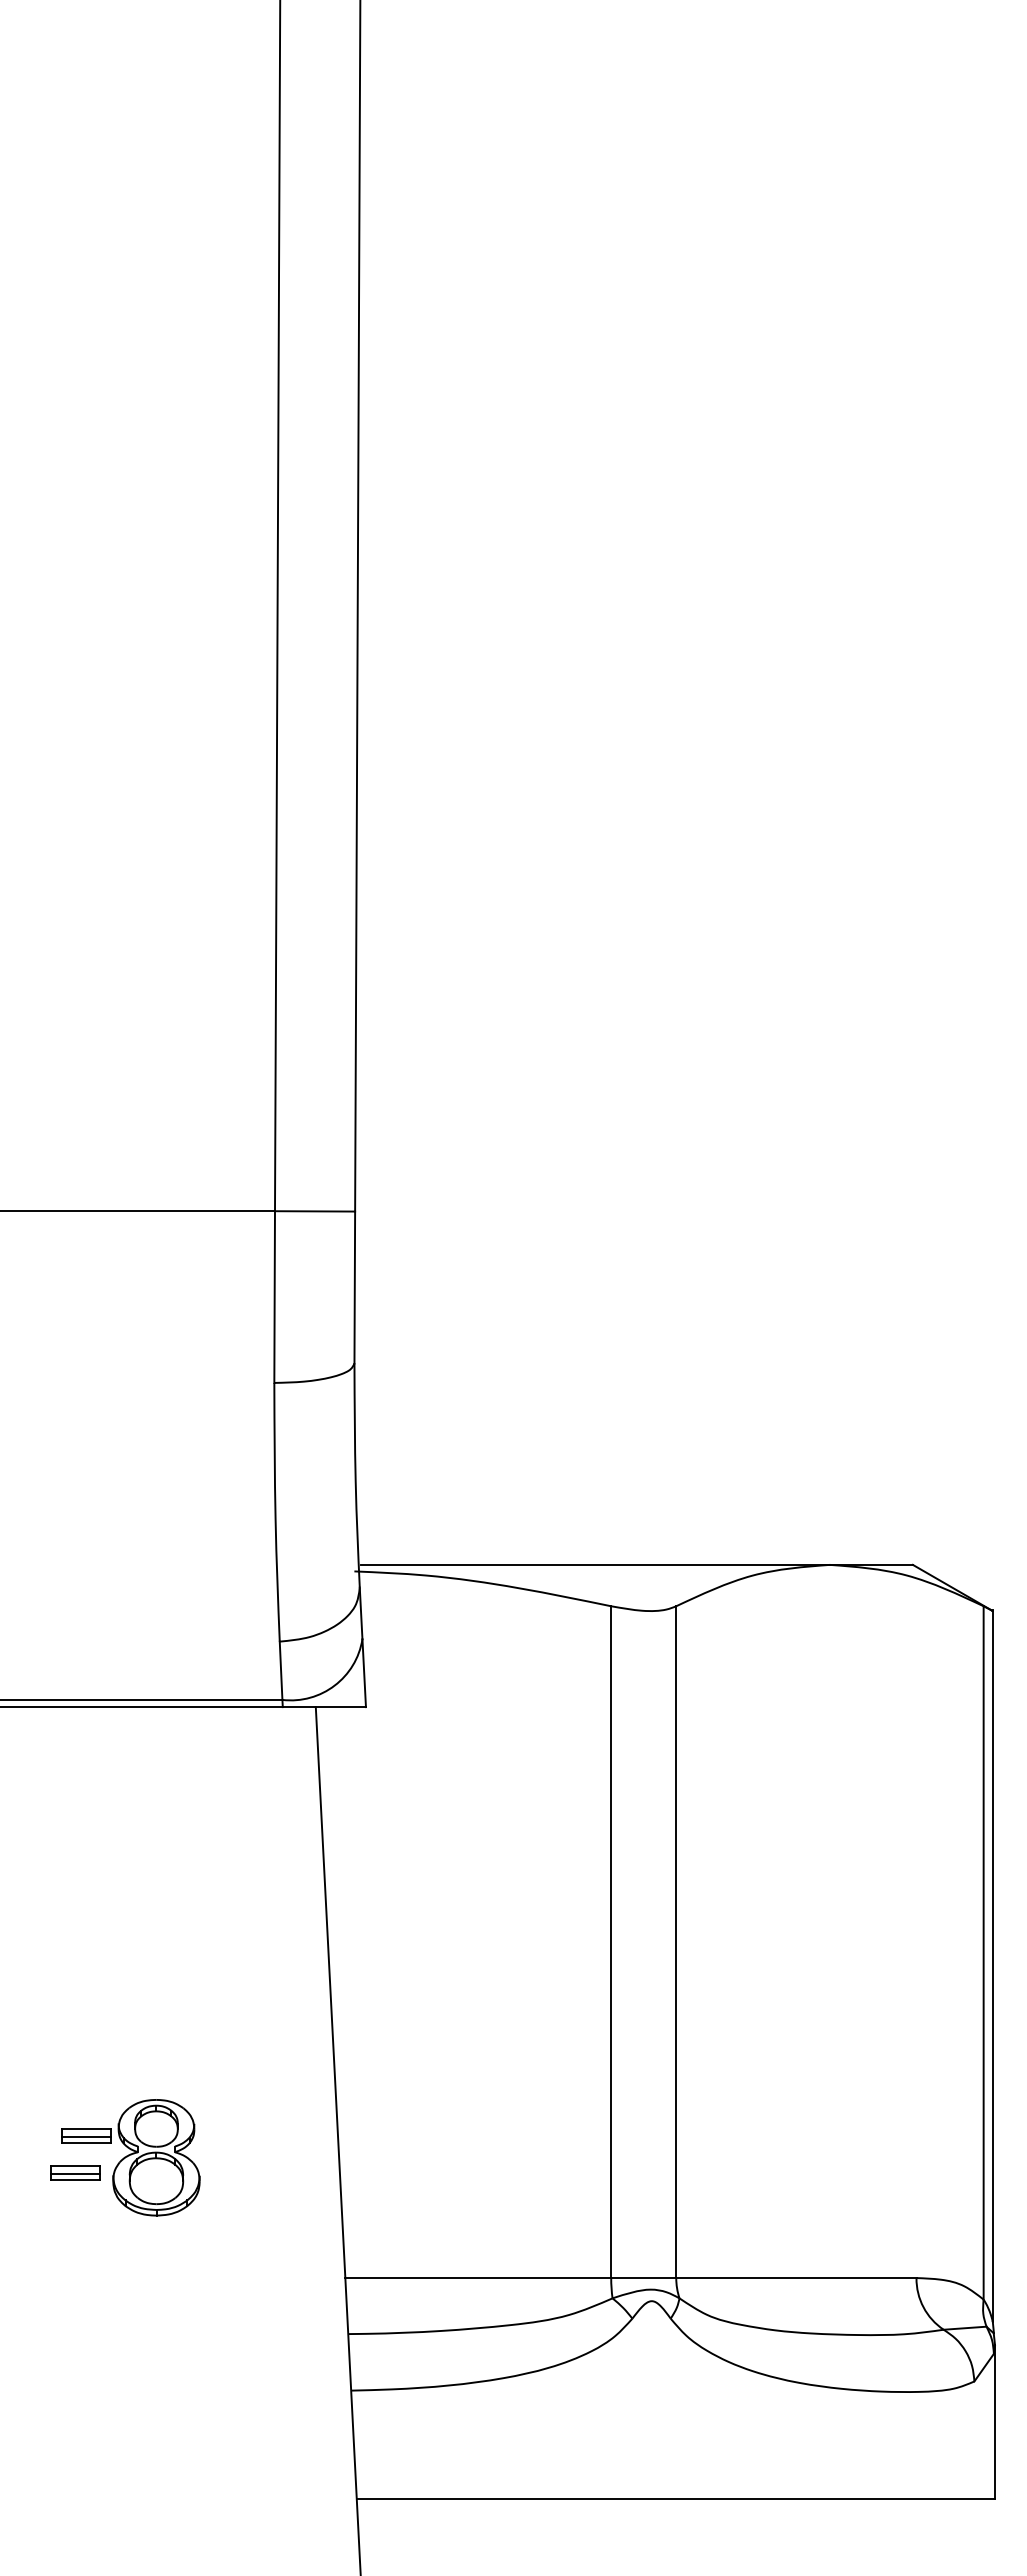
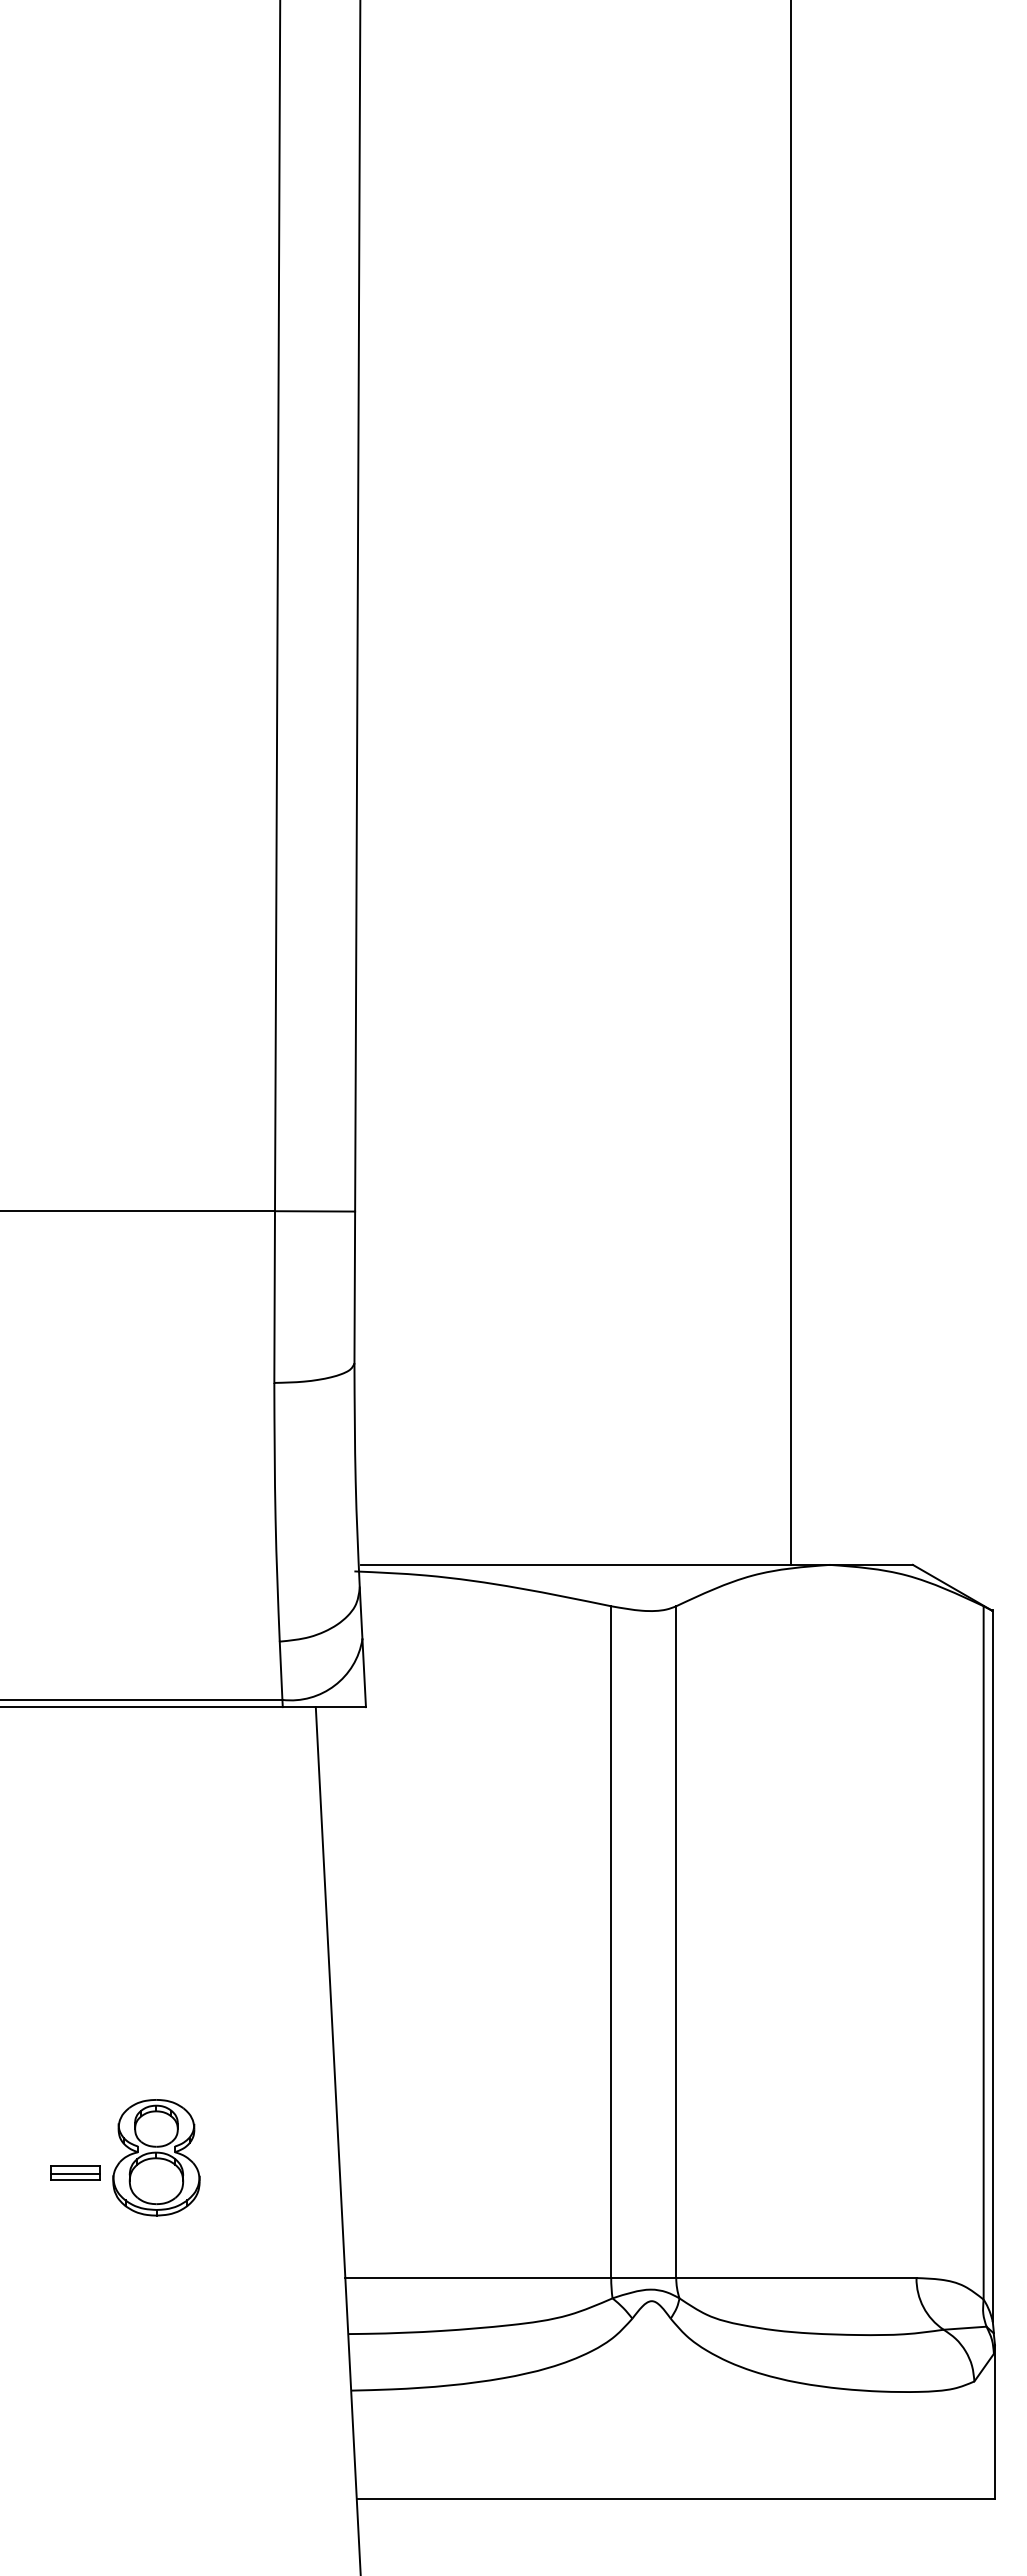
line: none -> present (790, 783)
part: present -> none (86, 2135)
